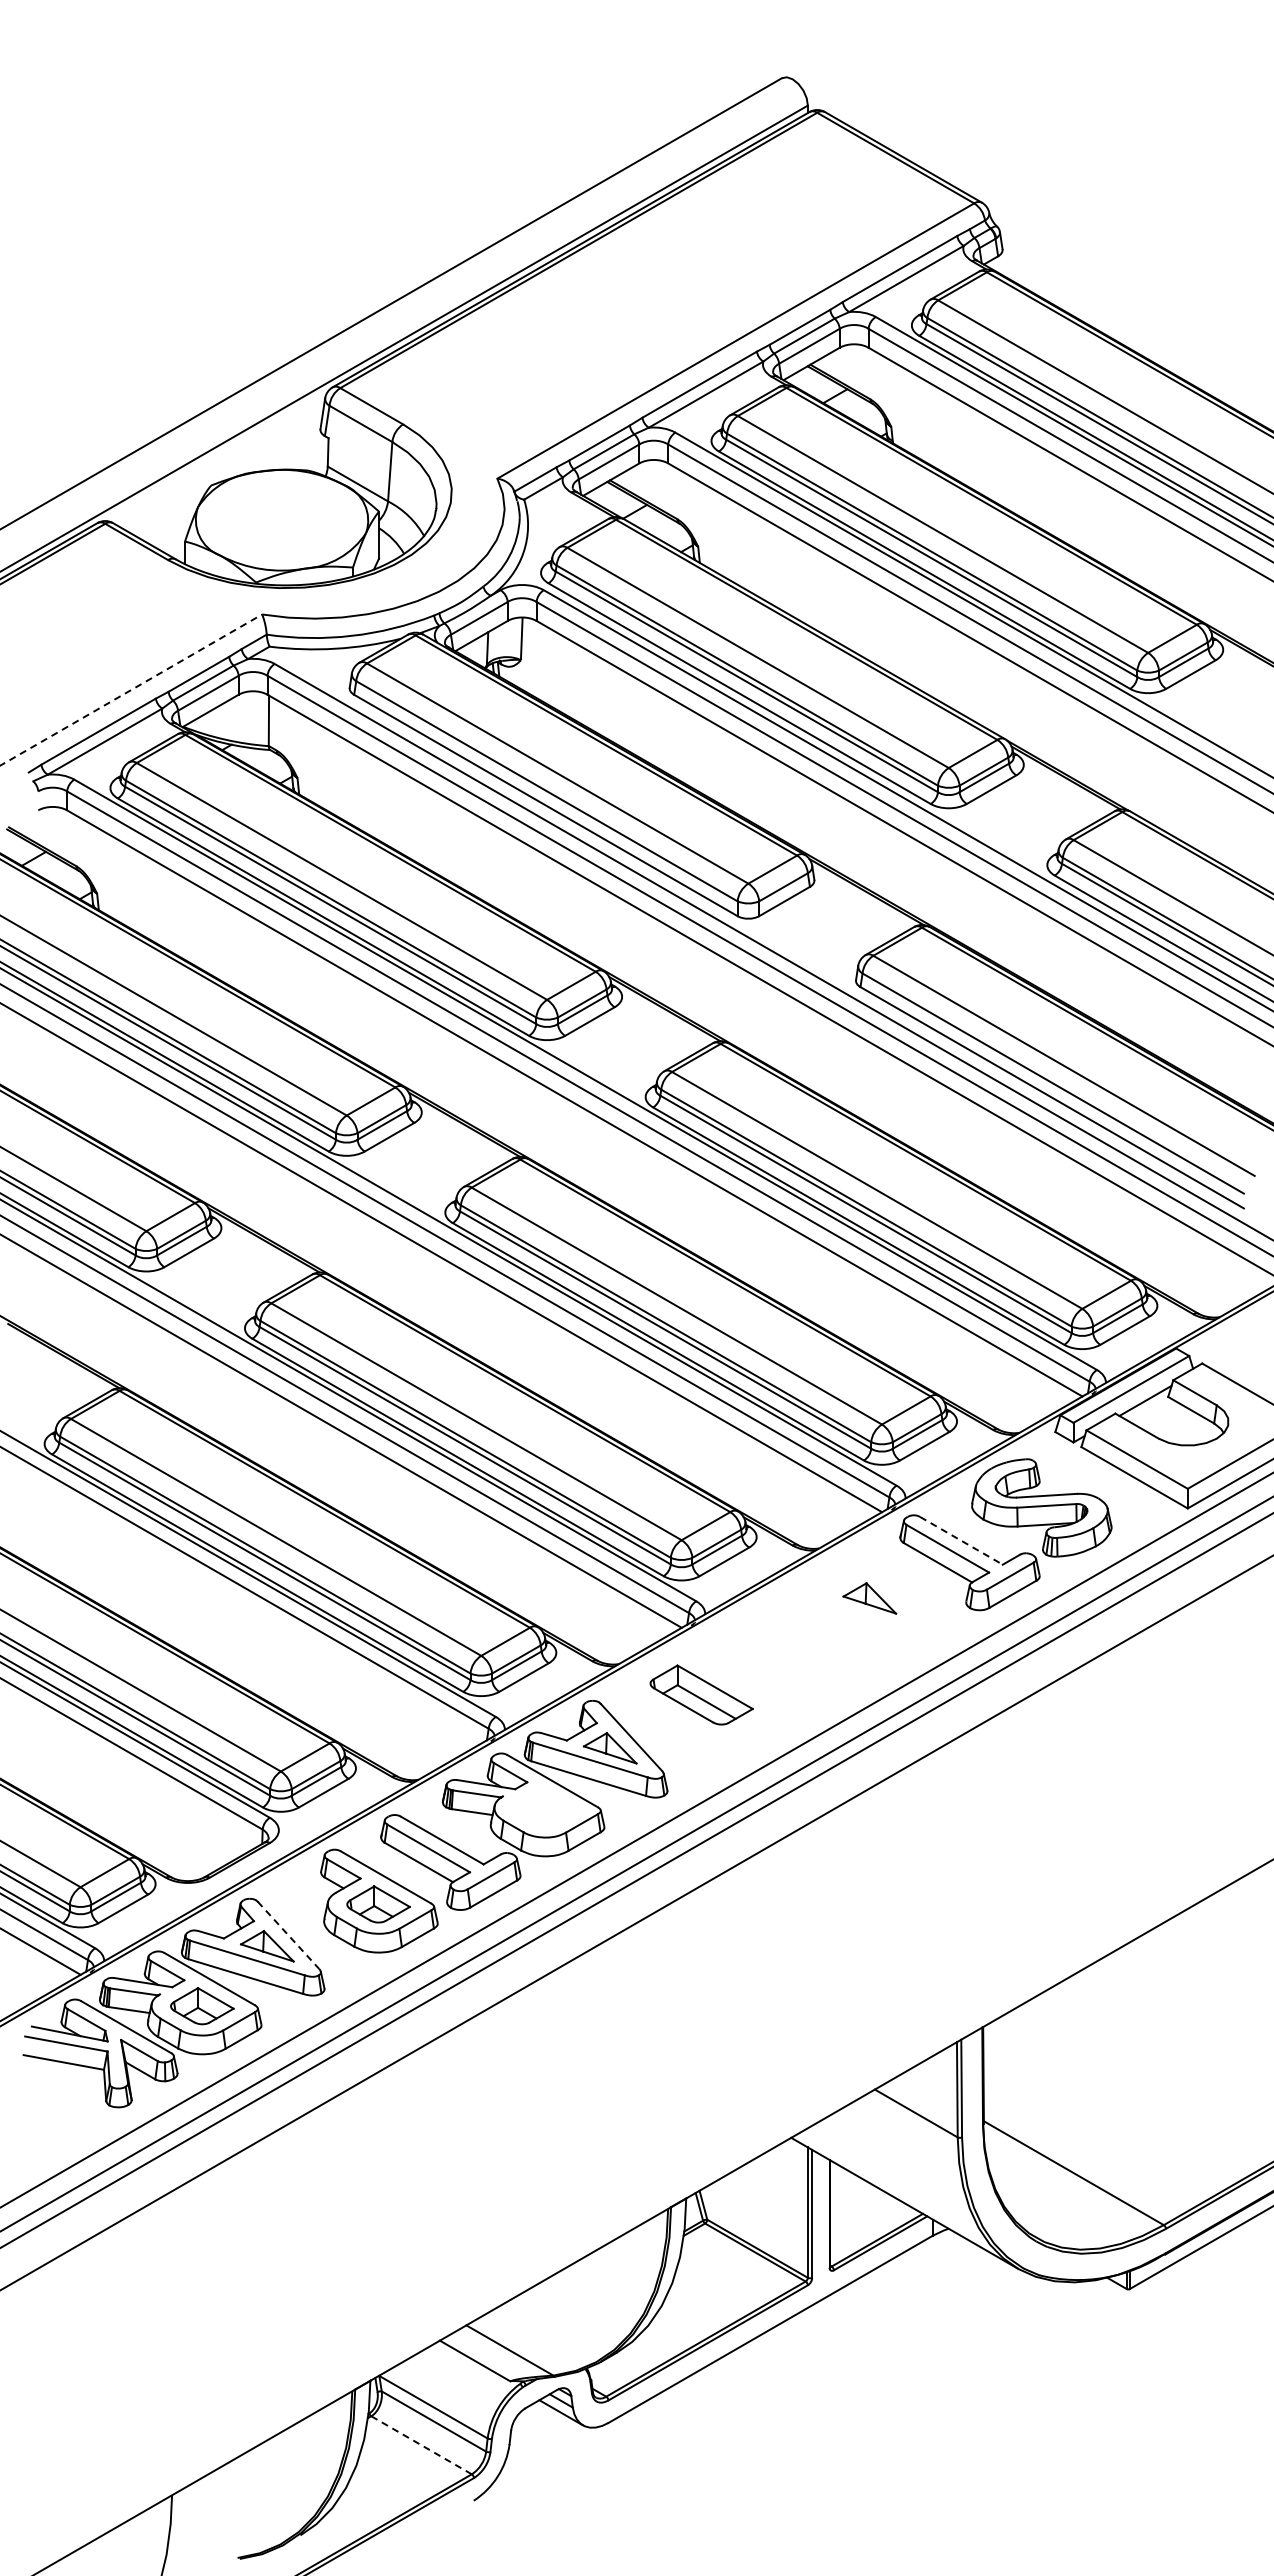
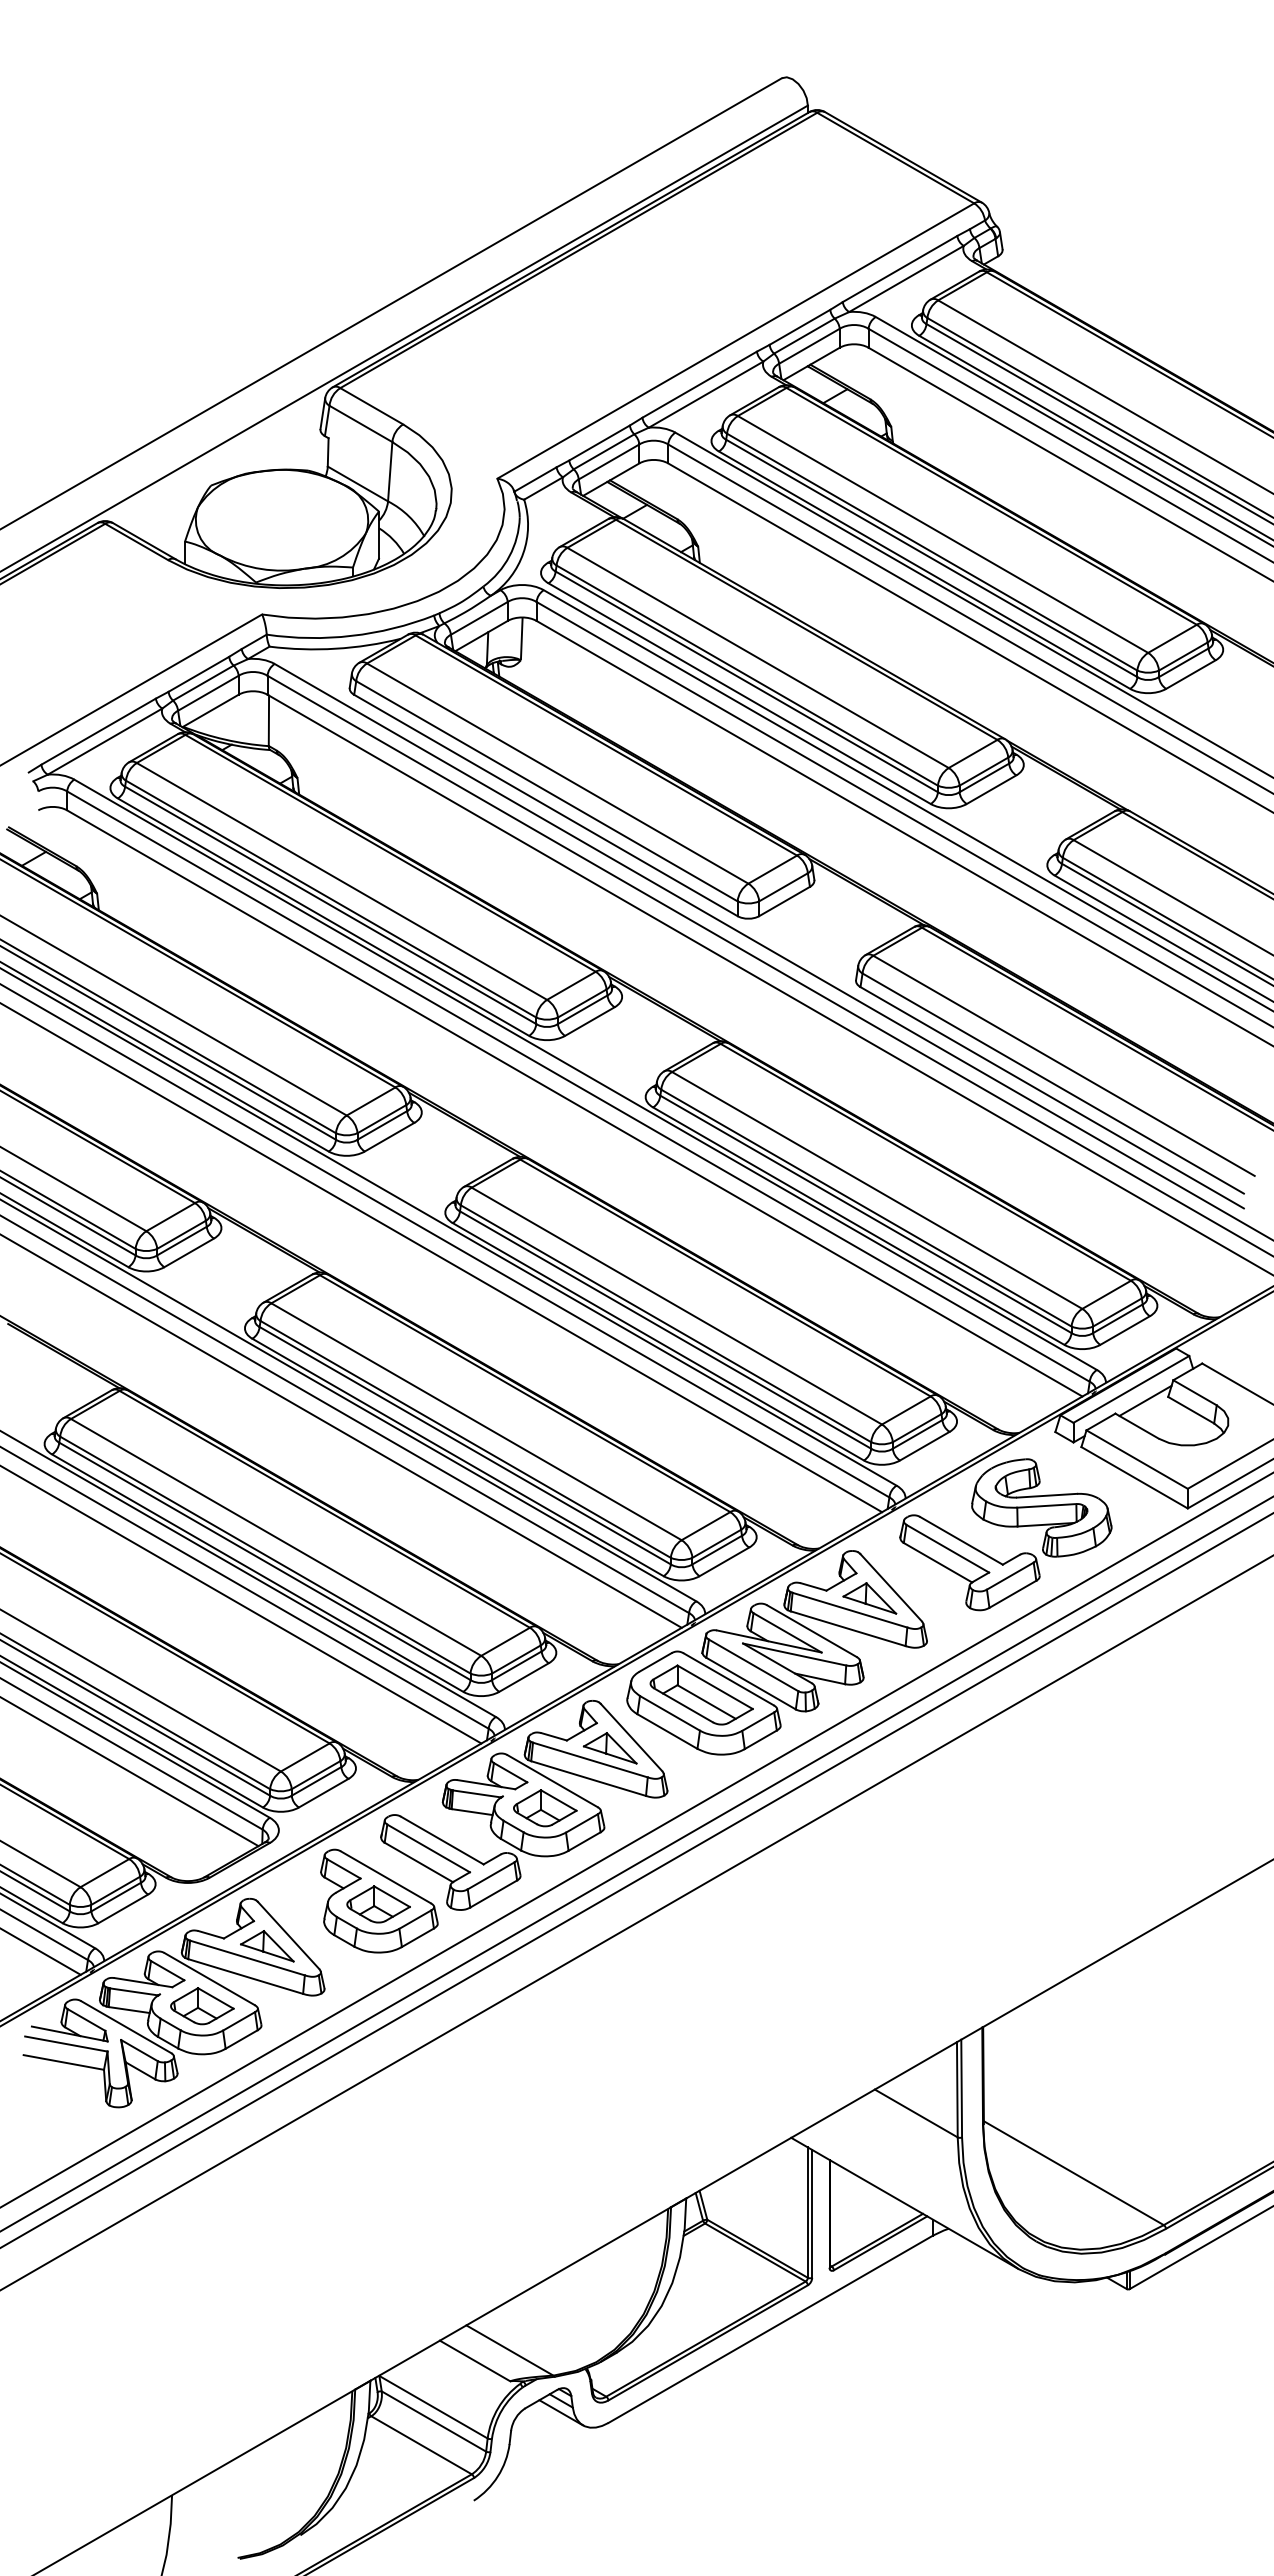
line: dashed -> solid (131, 689)
line: dashed -> solid (961, 1540)
line: none -> present (241, 1604)
part: none -> present (776, 1652)
line: none -> present (130, 1772)
part: none -> present (545, 1808)
line: dashed -> solid (288, 1935)
line: dashed -> solid (421, 2445)
